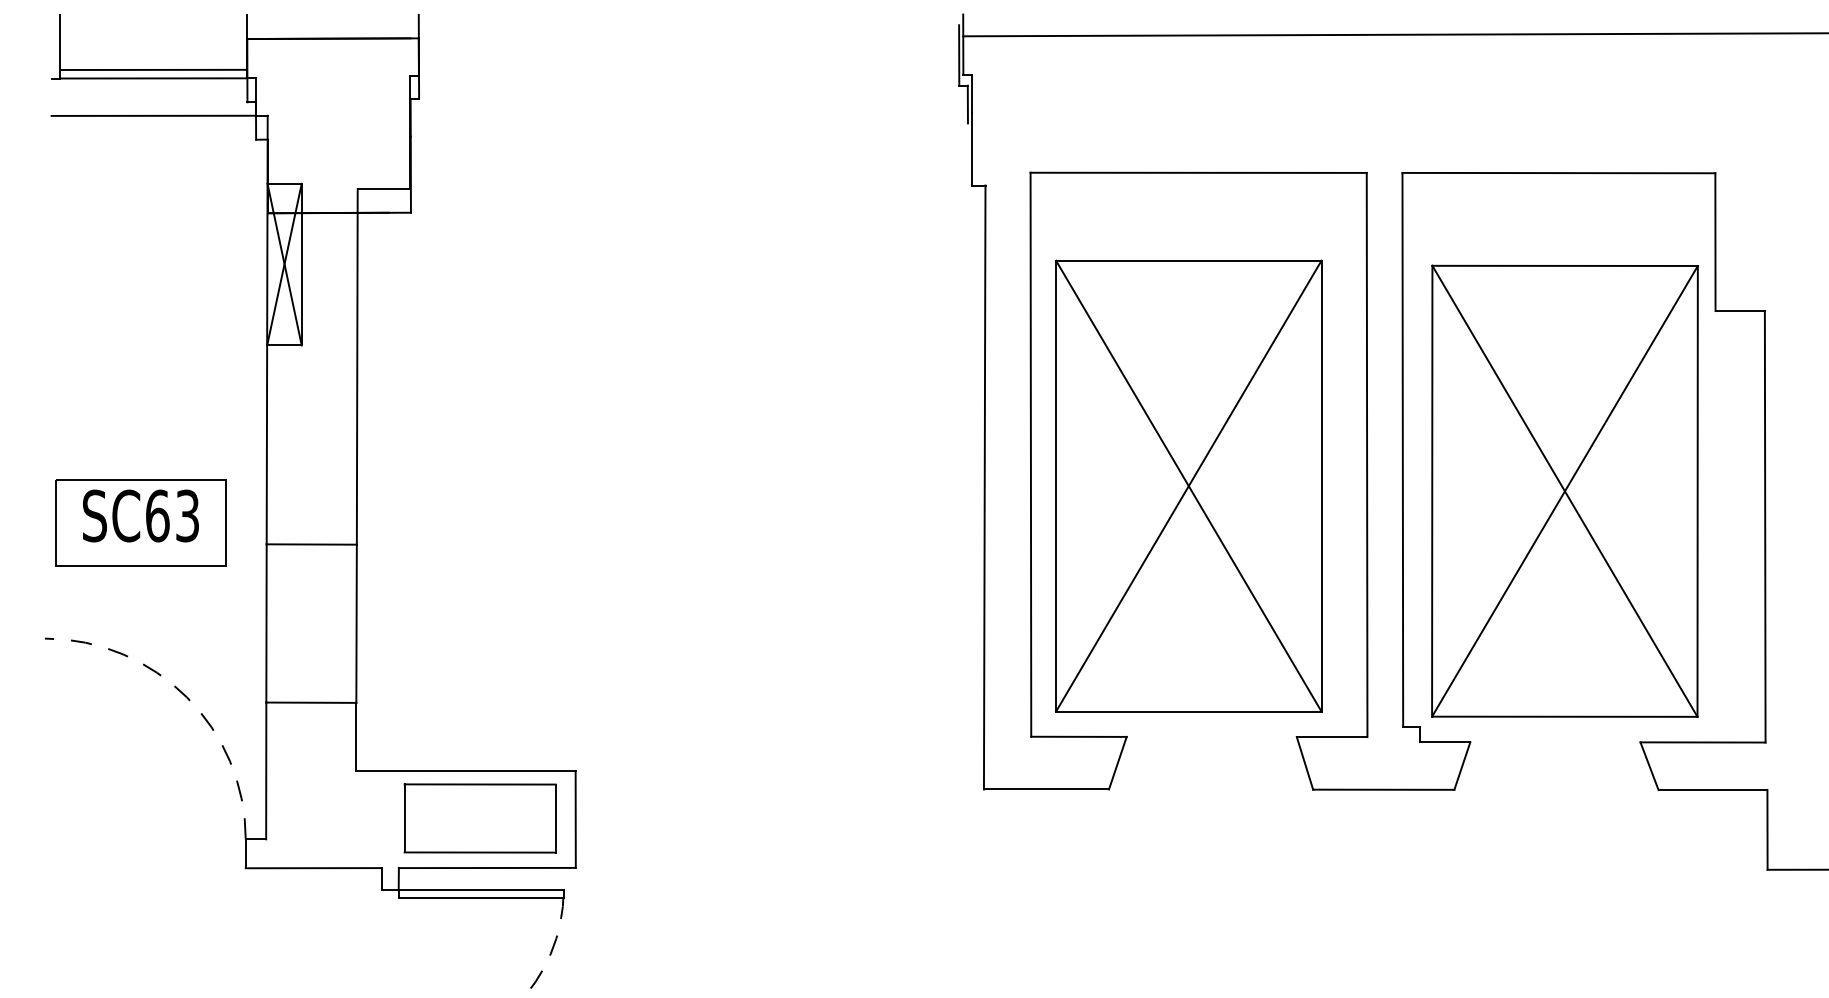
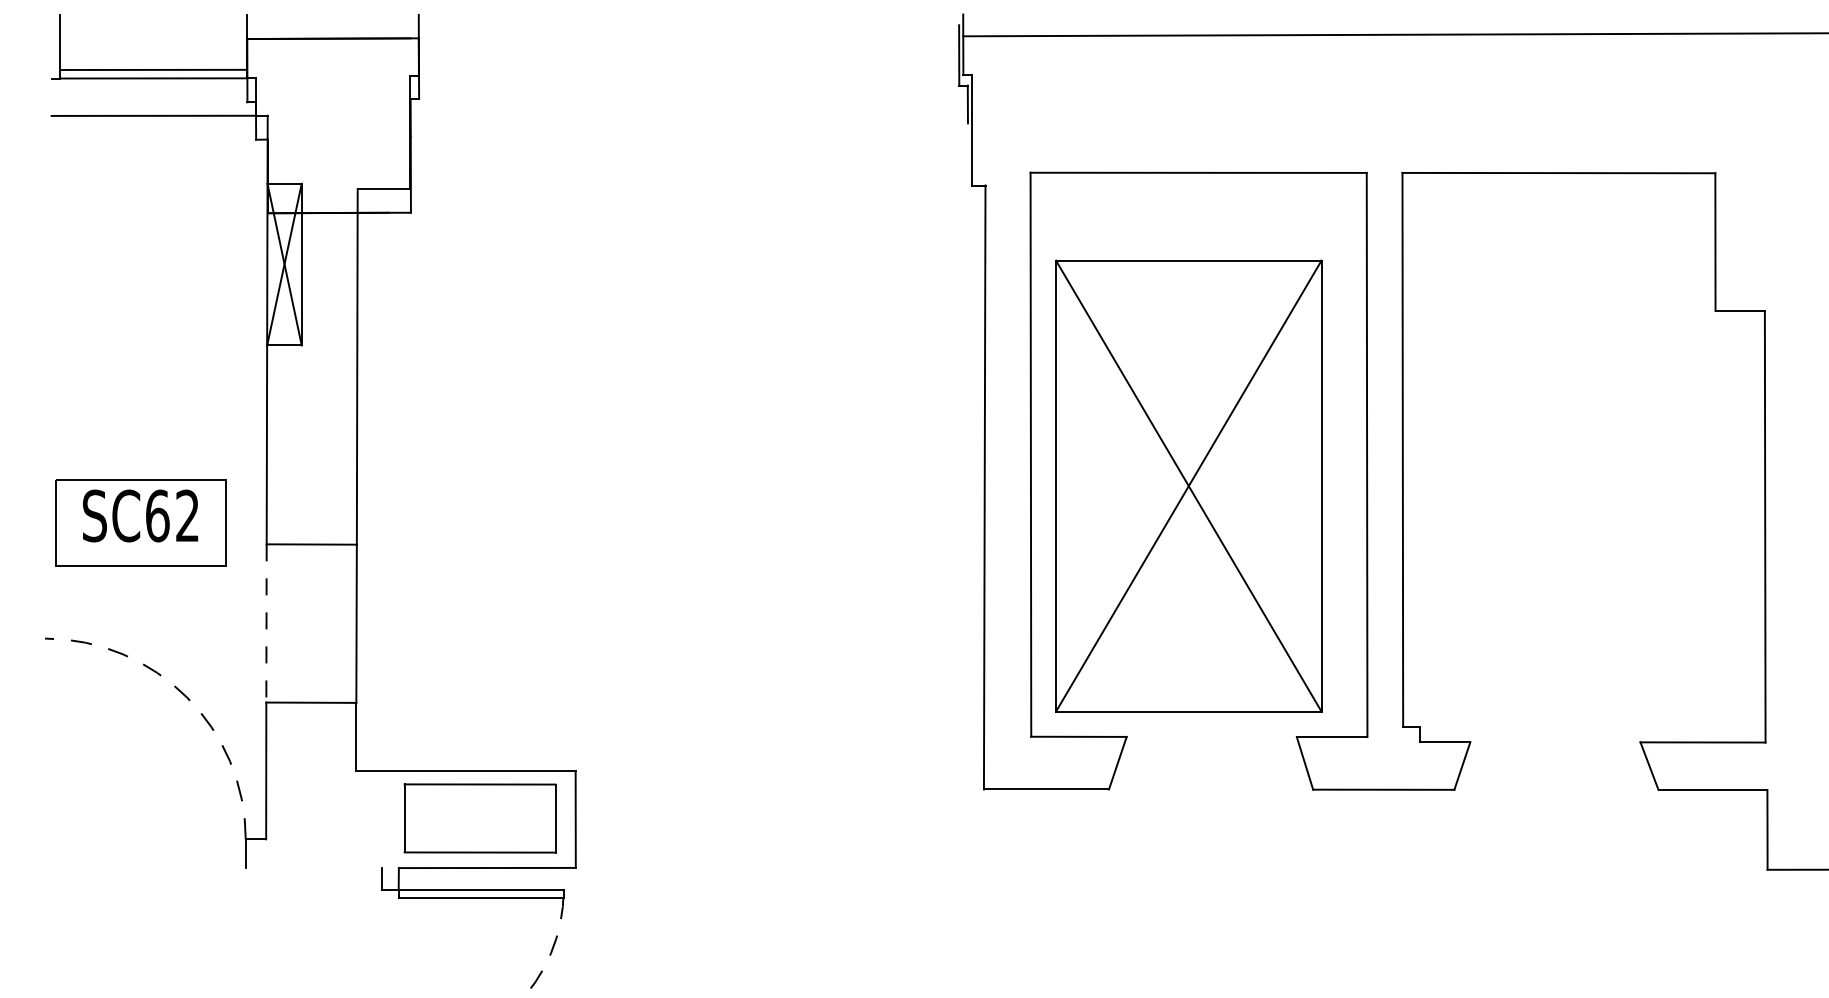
part: present -> none (1564, 490)
text: SC63 -> SC62 (187, 515)
line: solid -> dashed (266, 623)
line: present -> none (313, 868)
